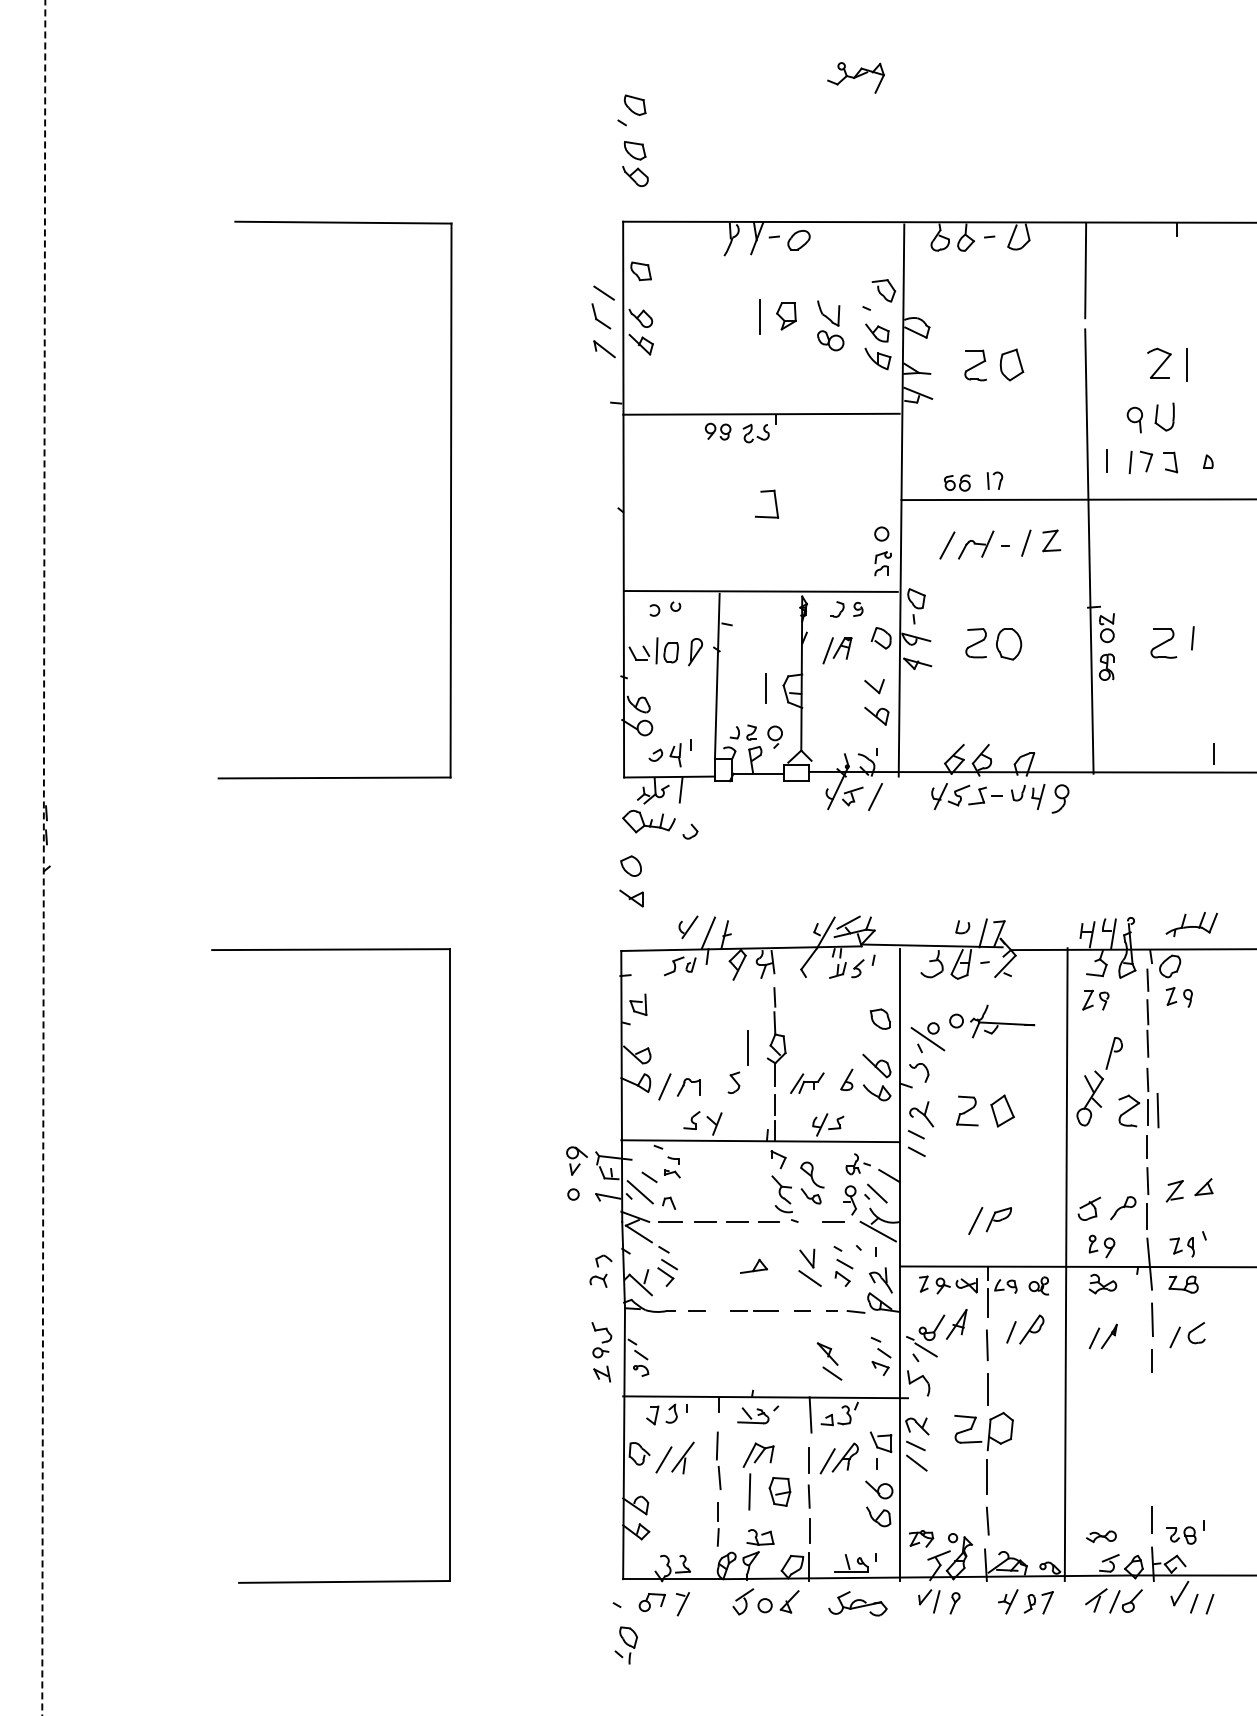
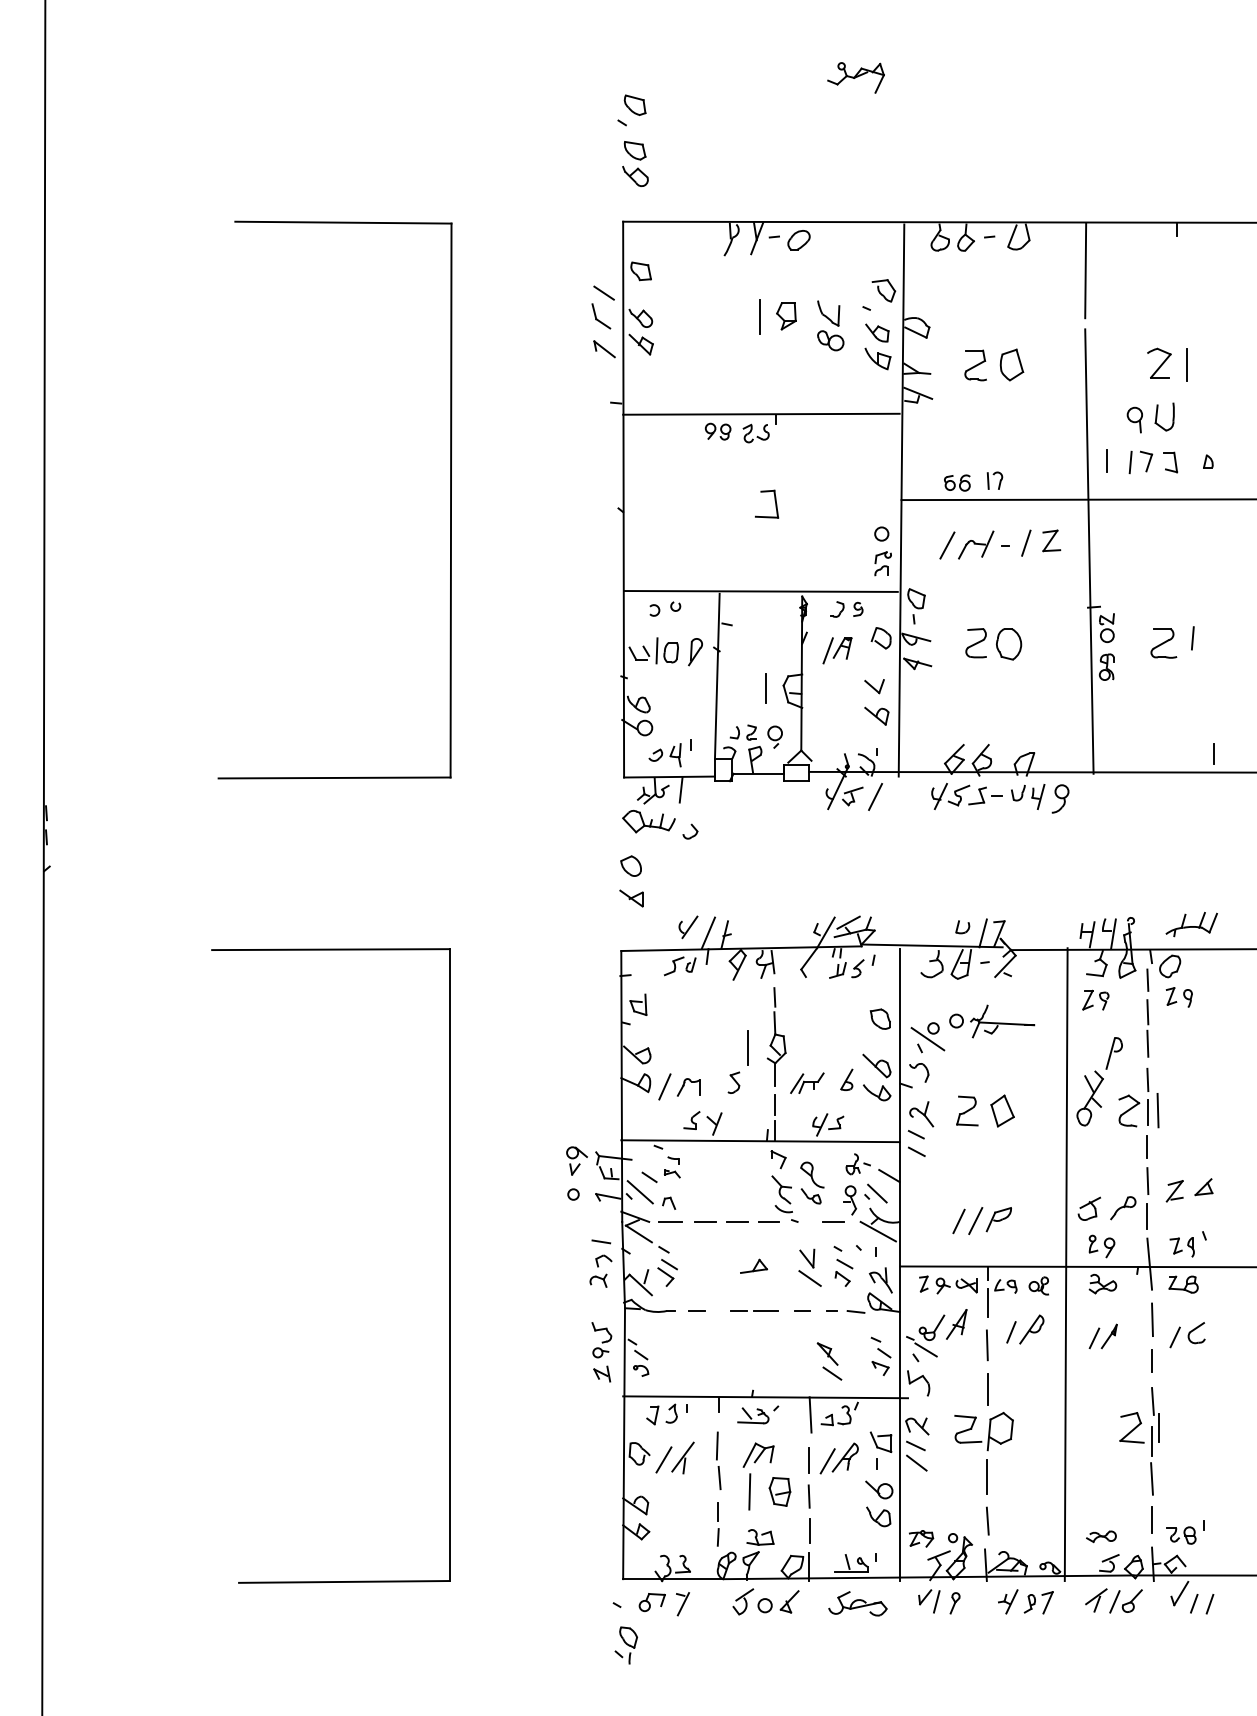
line: dashed -> solid (43, 857)
line: none -> present (958, 1221)
line: none -> present (601, 1241)
part: none -> present (1139, 1441)
